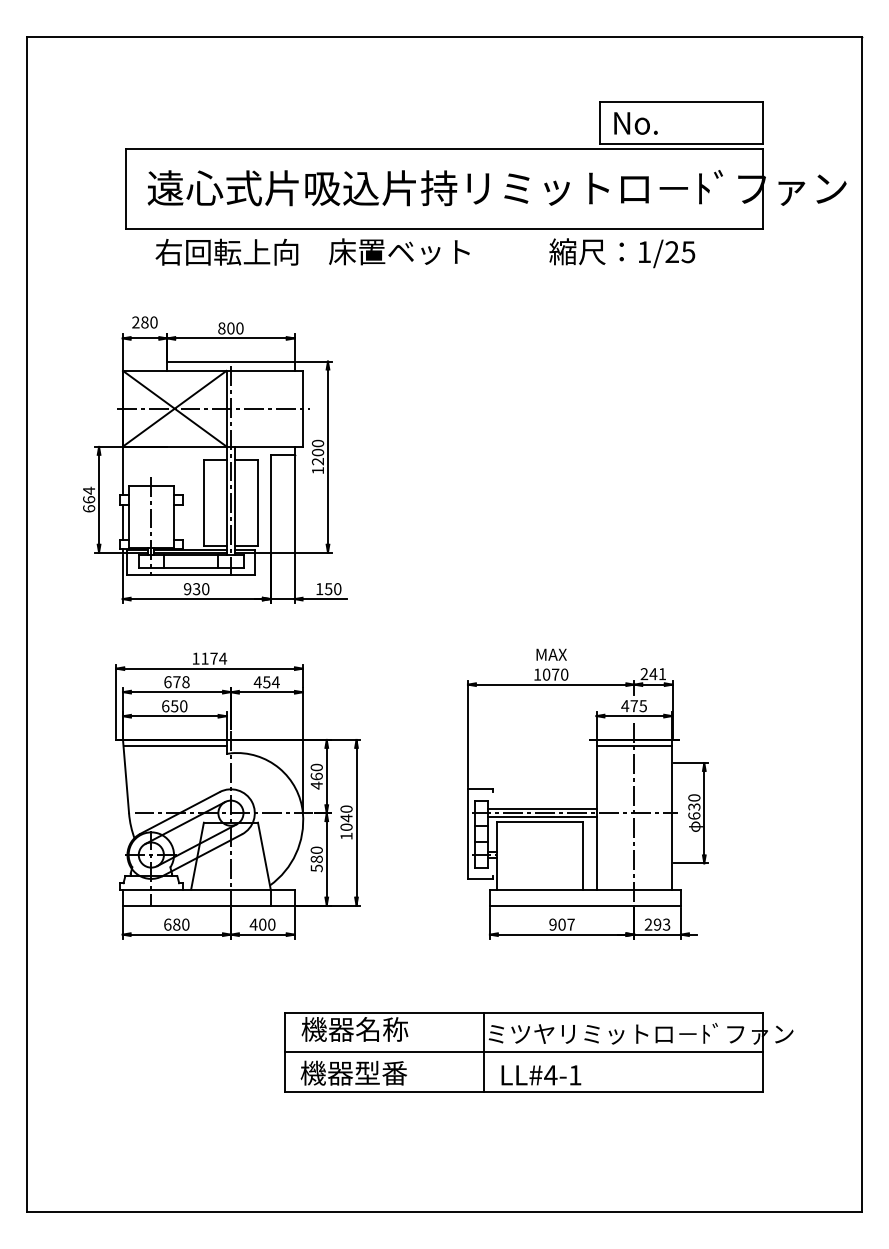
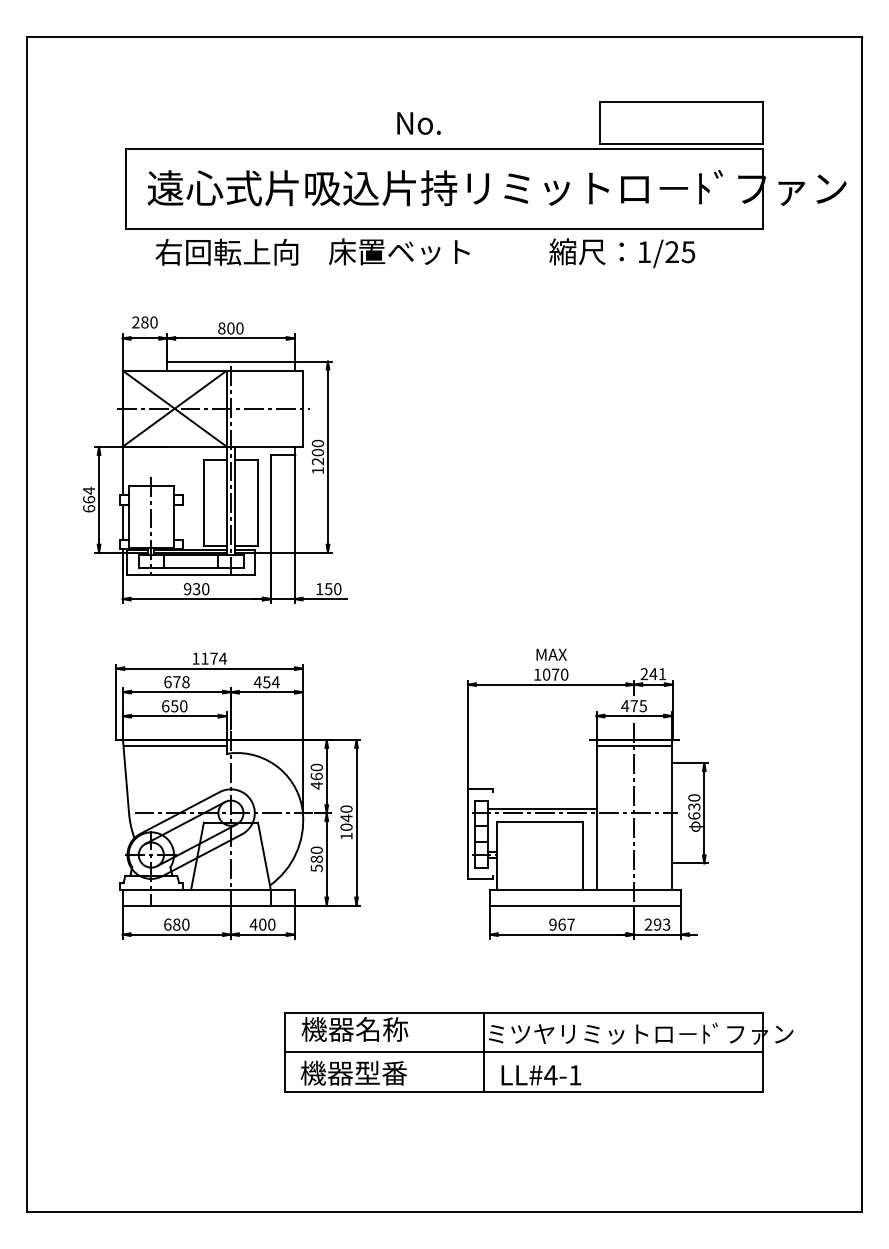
text position: (635, 123) -> (418, 123) (418, 123)
line: present -> none (541, 817)
text: 907 -> 967 (561, 924)
